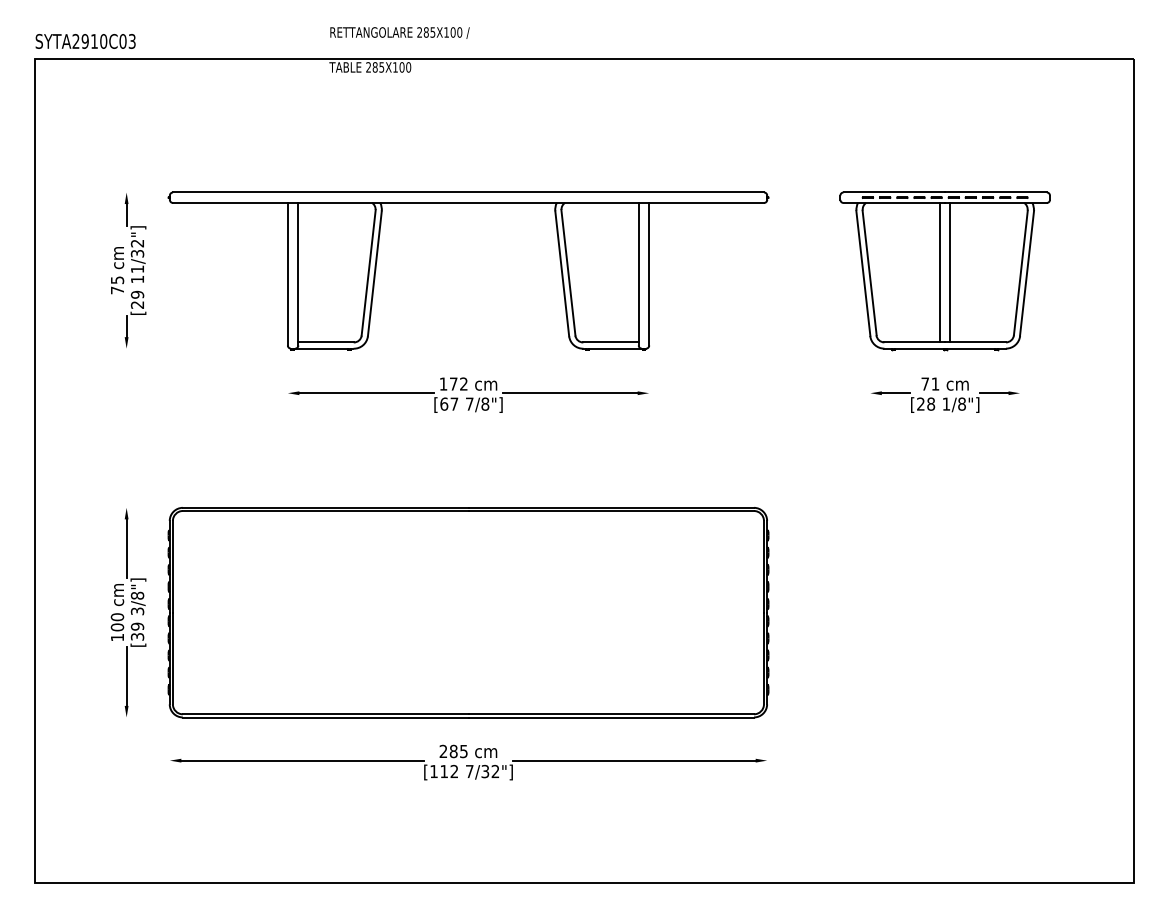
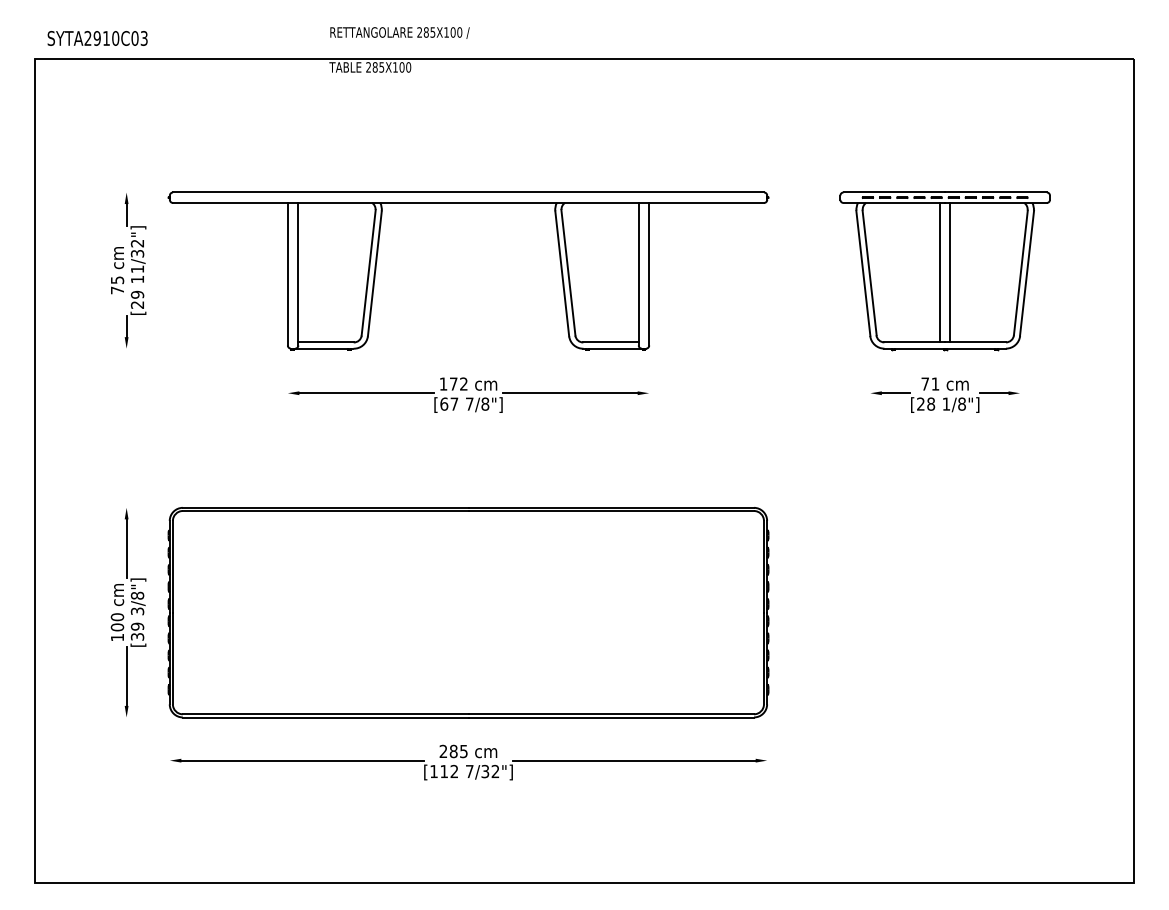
text position: (85, 41) -> (97, 38) (97, 38)
